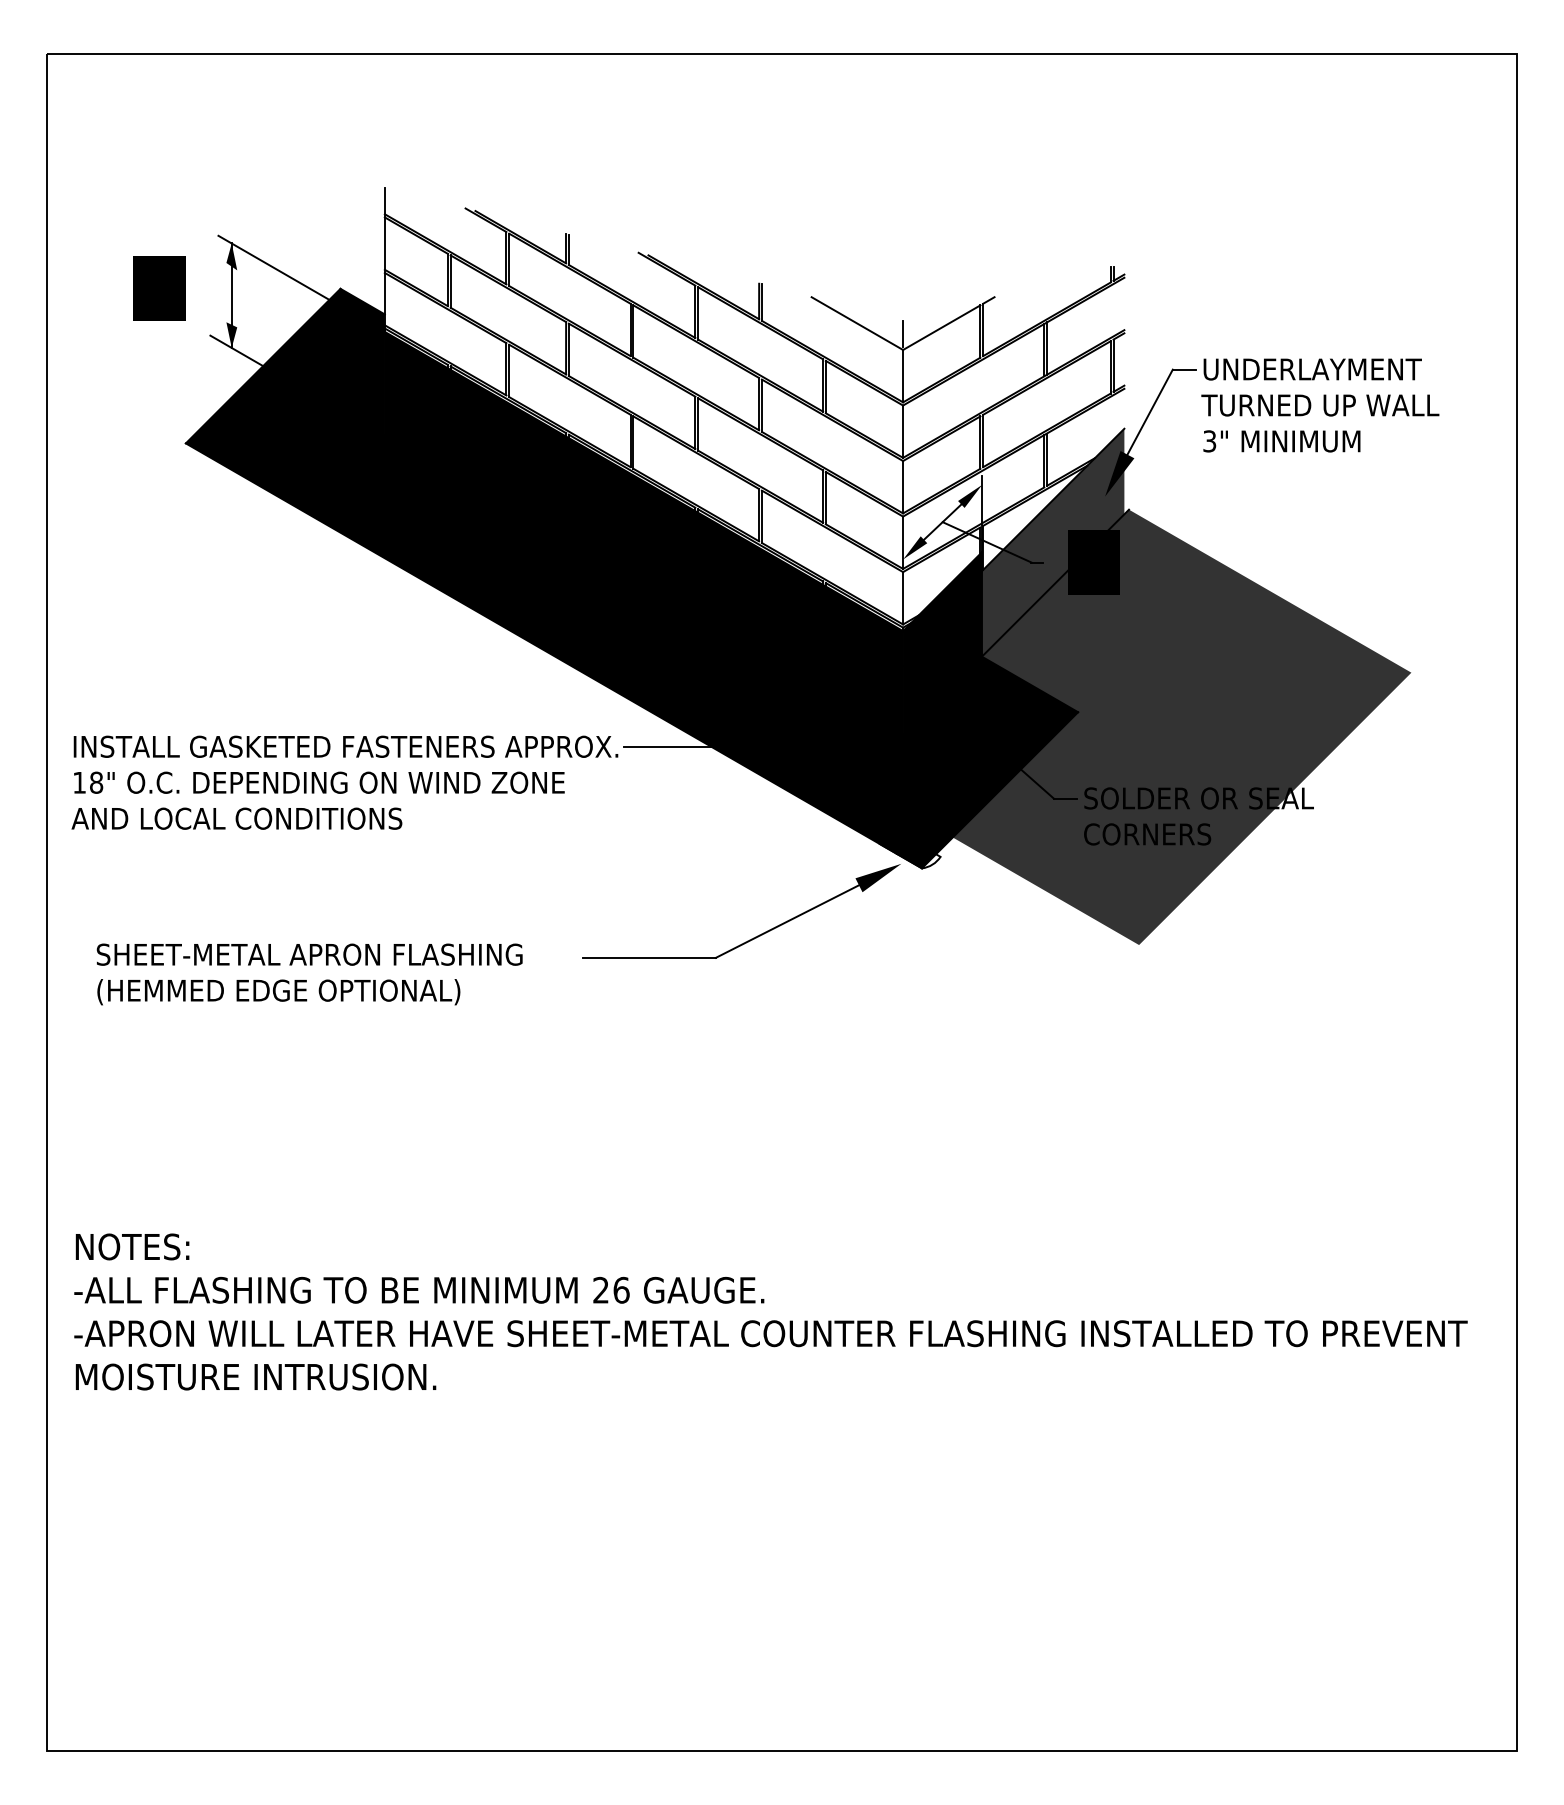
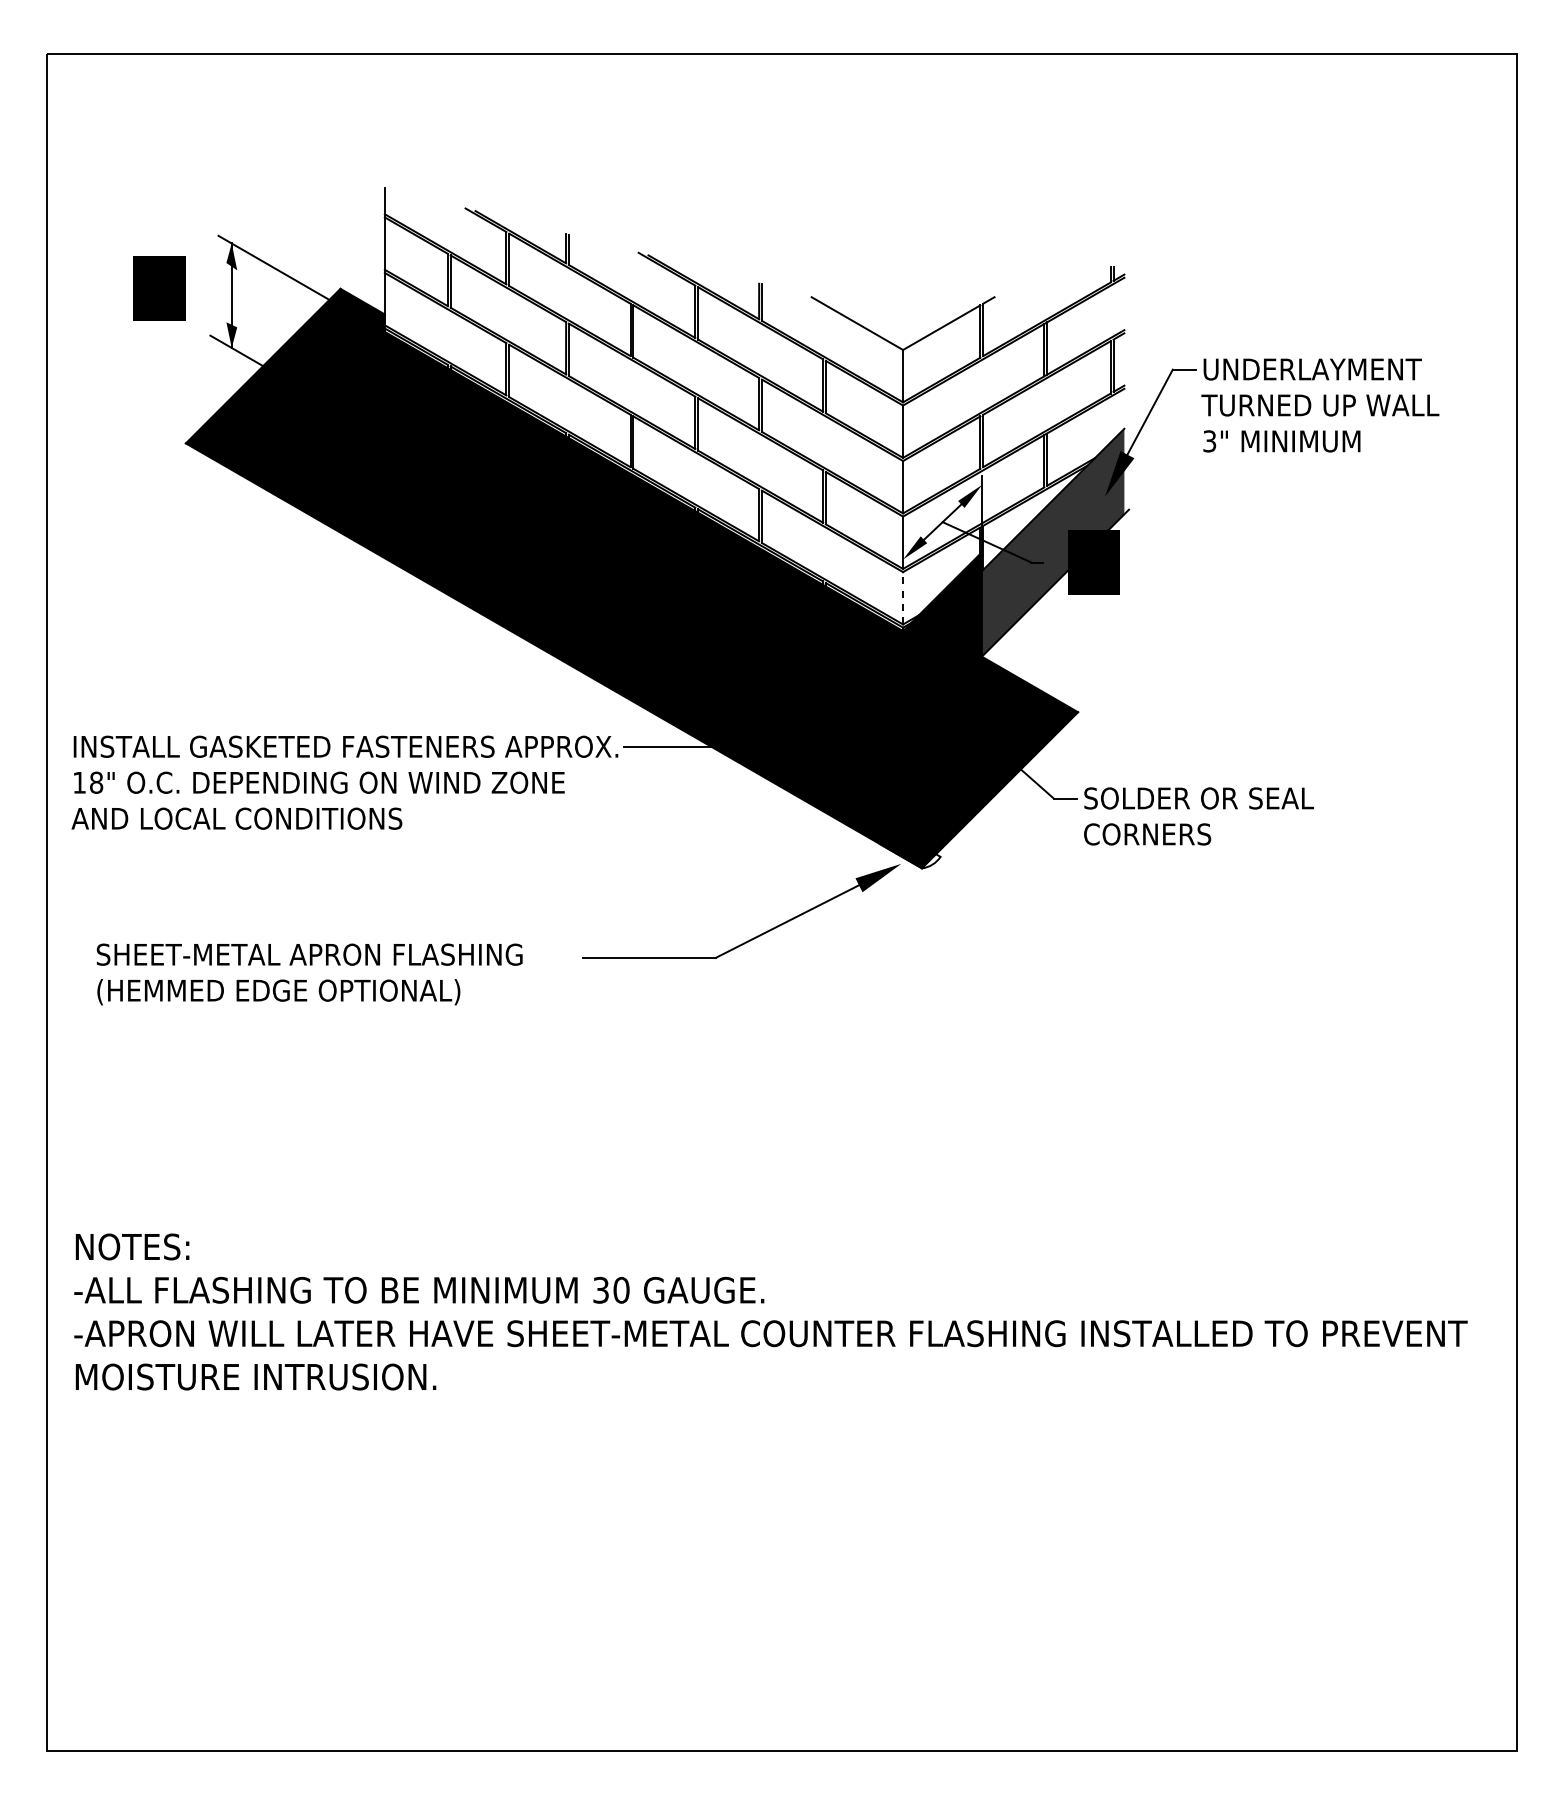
line: present -> none (903, 333)
line: solid -> dashed (903, 597)
fill: present -> none (1181, 727)
text: 26 -> 30 (611, 1289)
